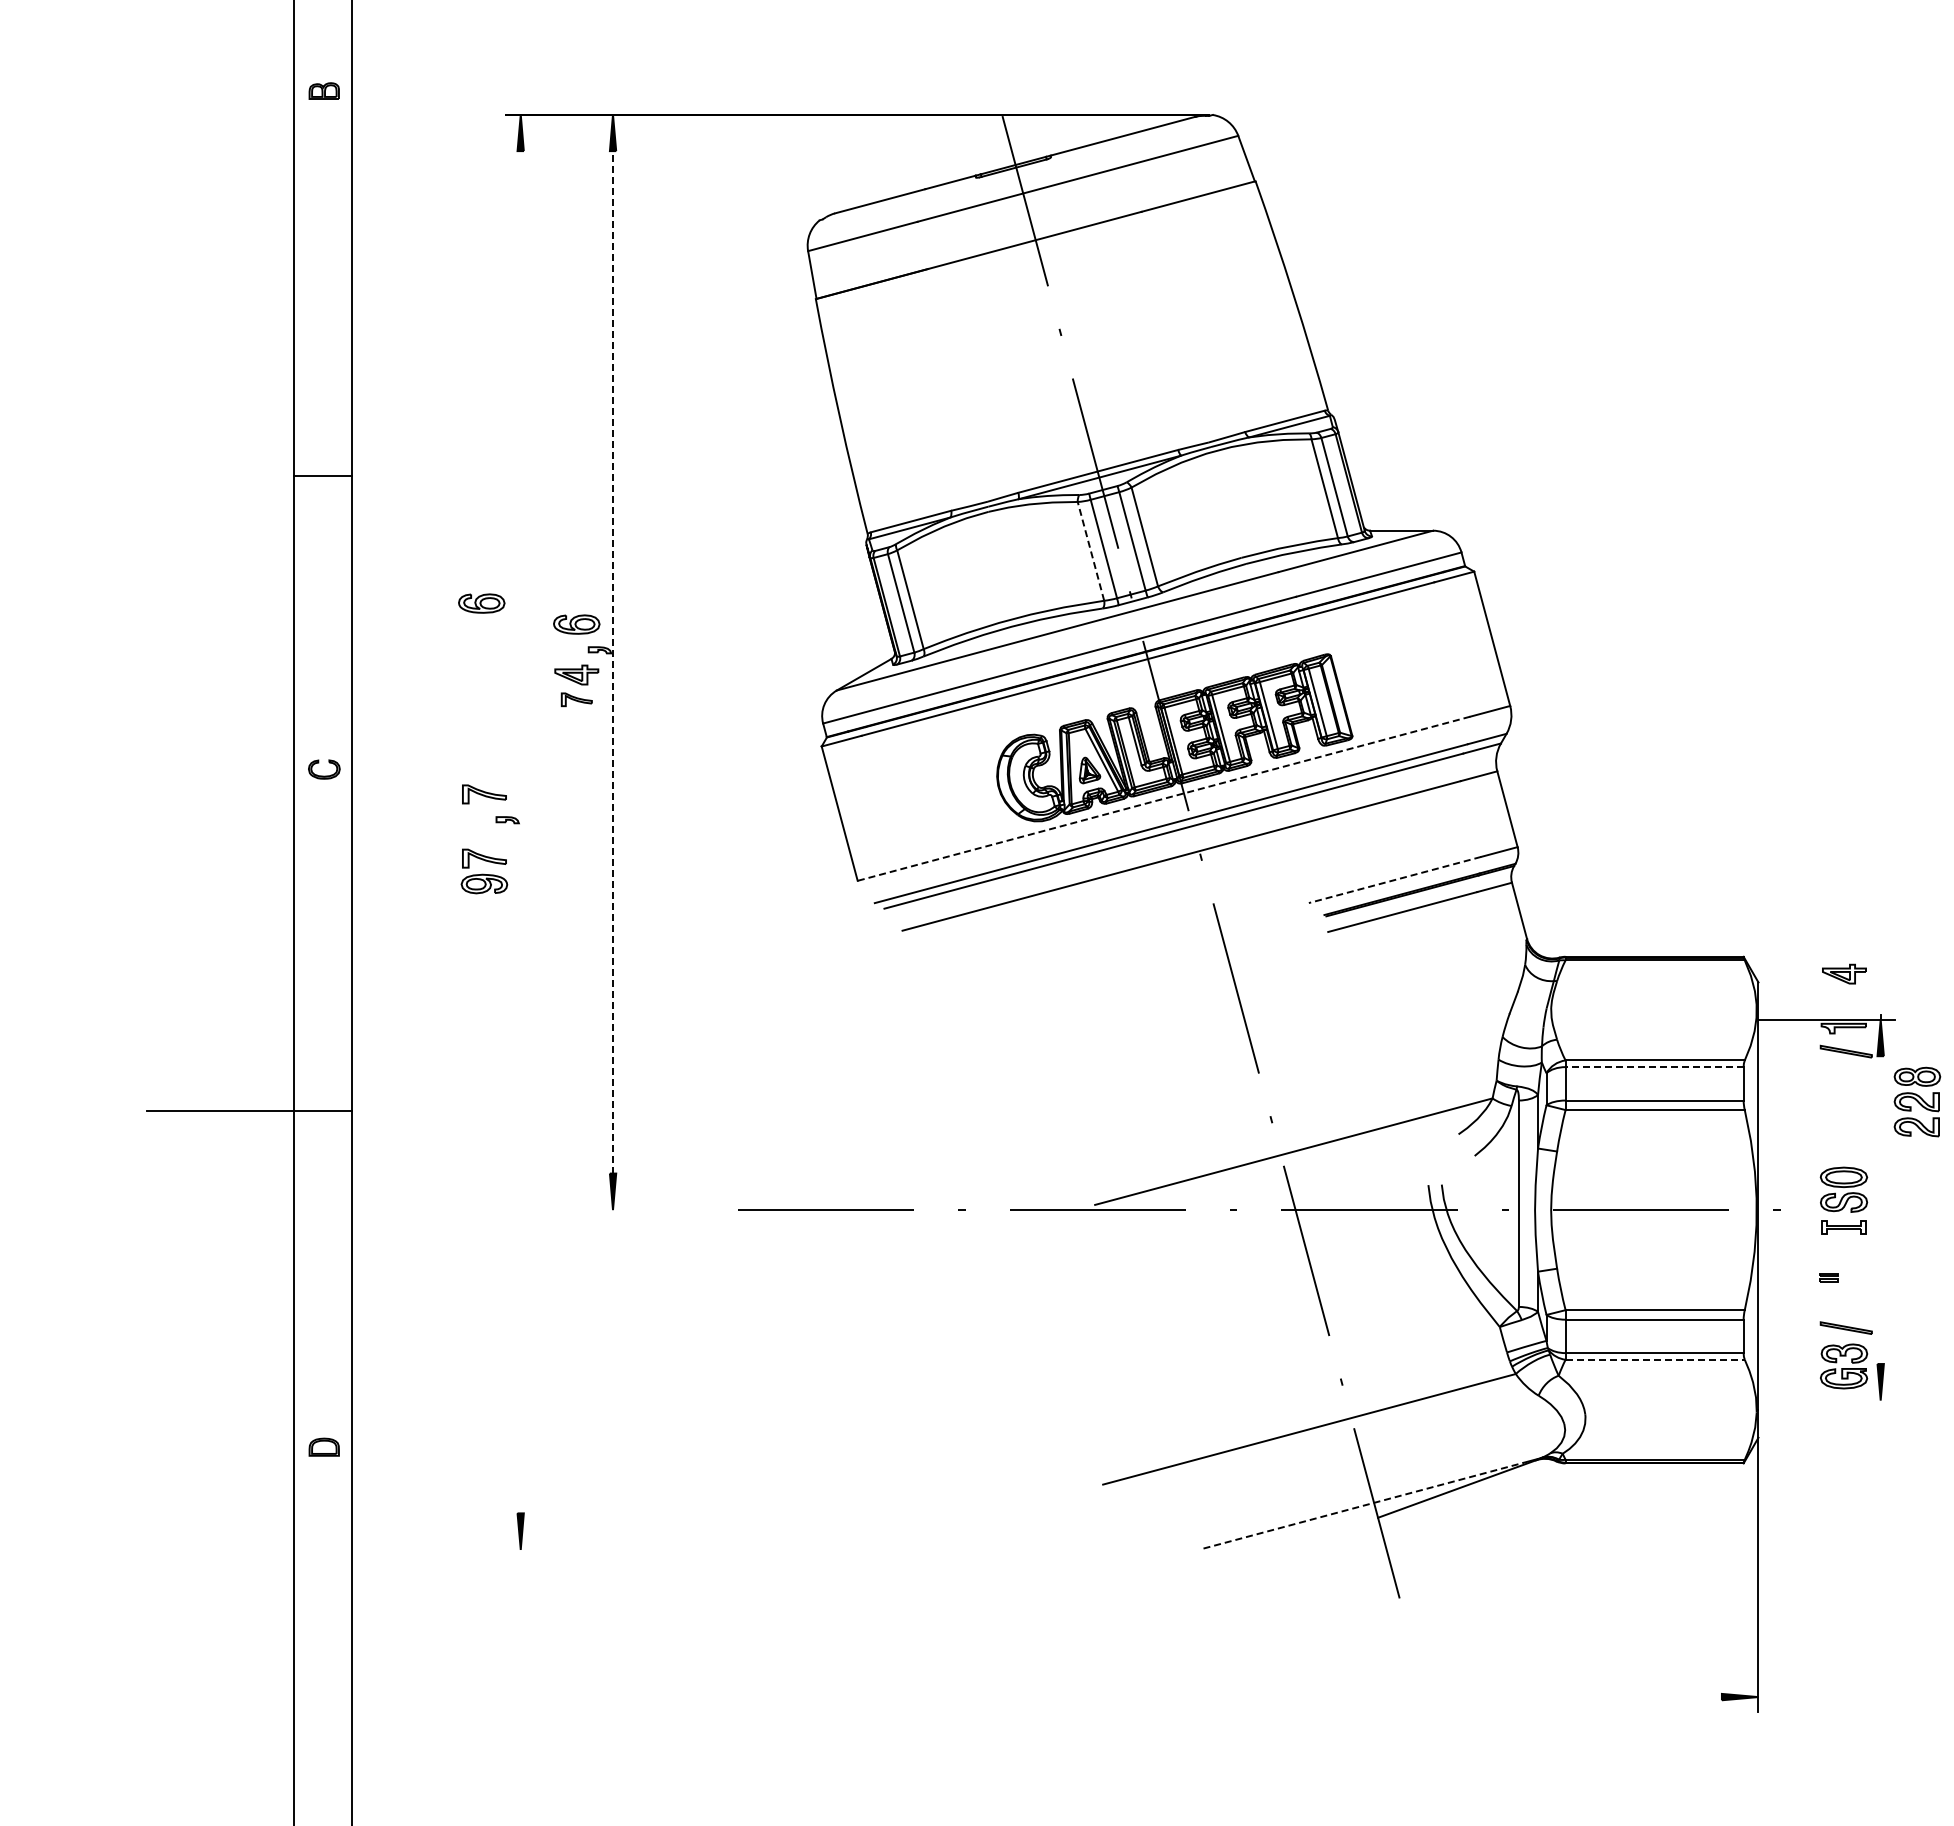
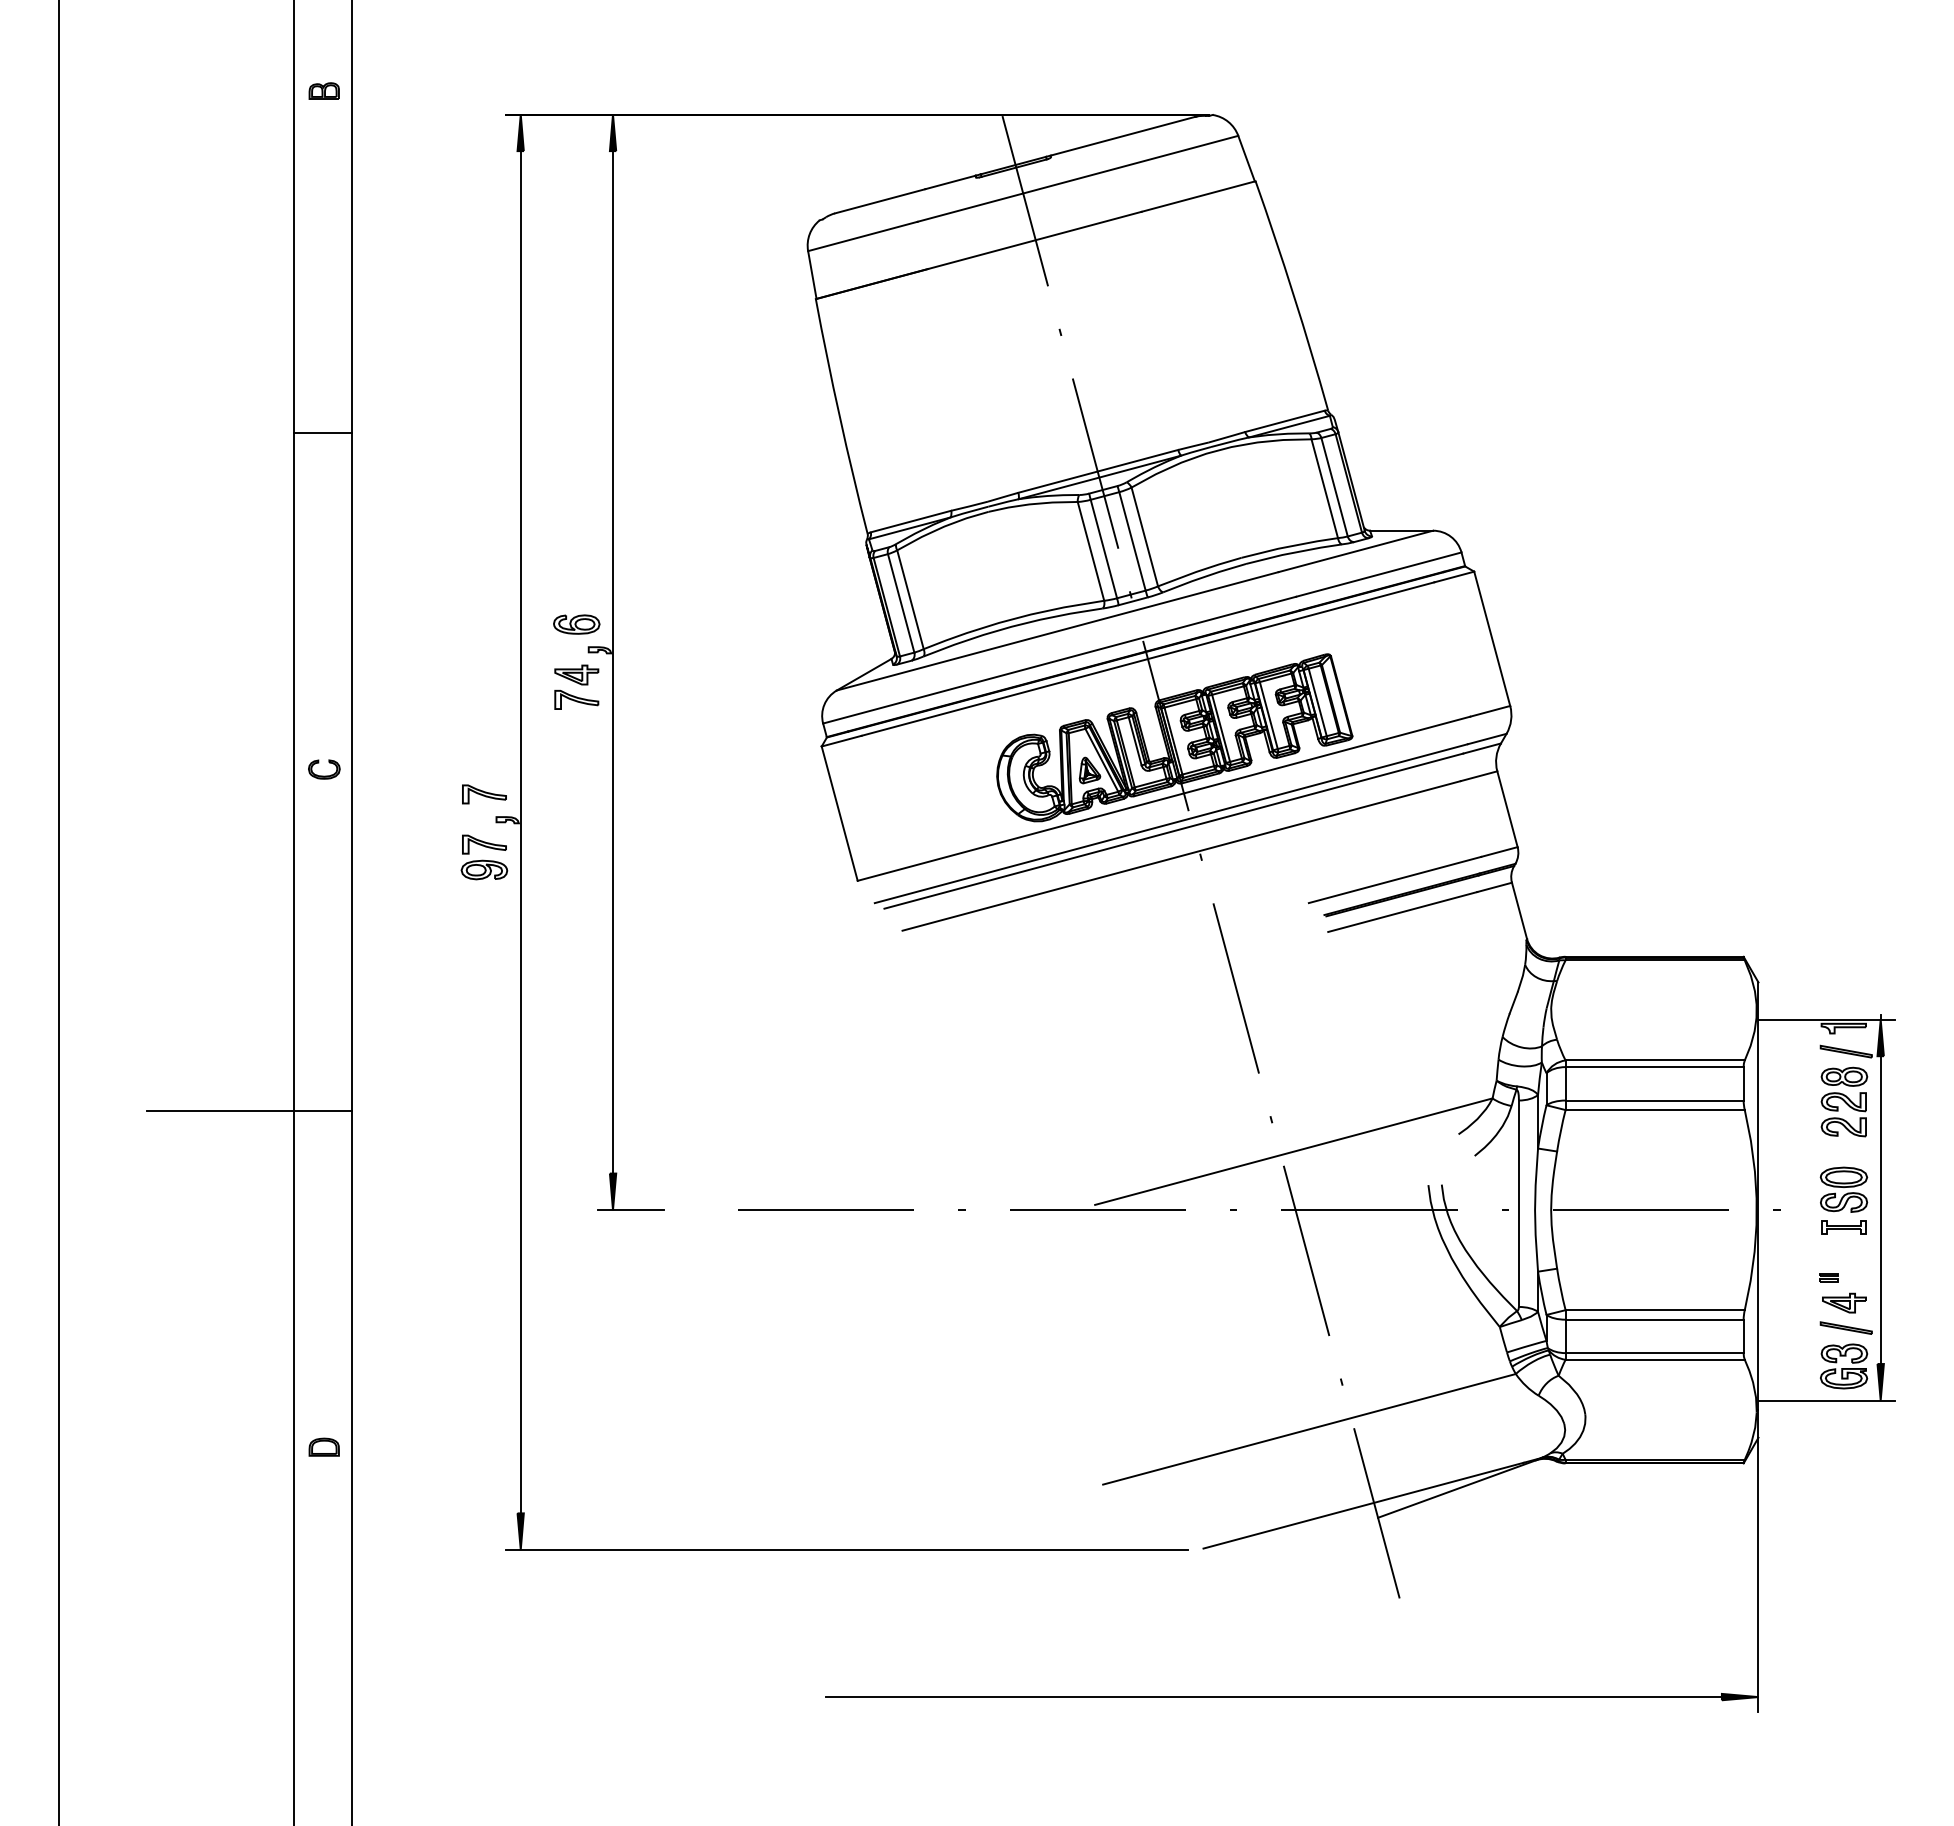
line position: (322, 475) -> (322, 432) (322, 432)
line: dashed -> solid (1090, 550)
part: present -> none (481, 603)
line: dashed -> solid (612, 661)
part size: 33x16 px -> 46x21 px (576, 699)
line: dashed -> solid (1163, 798)
line: none -> present (520, 832)
part position: (484, 871) -> (484, 857) (484, 857)
line: dashed -> solid (1394, 880)
line: none -> present (58, 912)
part position: (1844, 973) -> (1844, 1302) (1844, 1302)
line: dashed -> solid (1654, 1067)
part position: (1917, 1101) -> (1844, 1101) (1844, 1101)
line: none -> present (630, 1210)
line: none -> present (1880, 1210)
line: dashed -> solid (1655, 1359)
line: none -> present (1826, 1400)
line: dashed -> solid (1363, 1505)
line: none -> present (847, 1549)
line: none -> present (1273, 1697)
